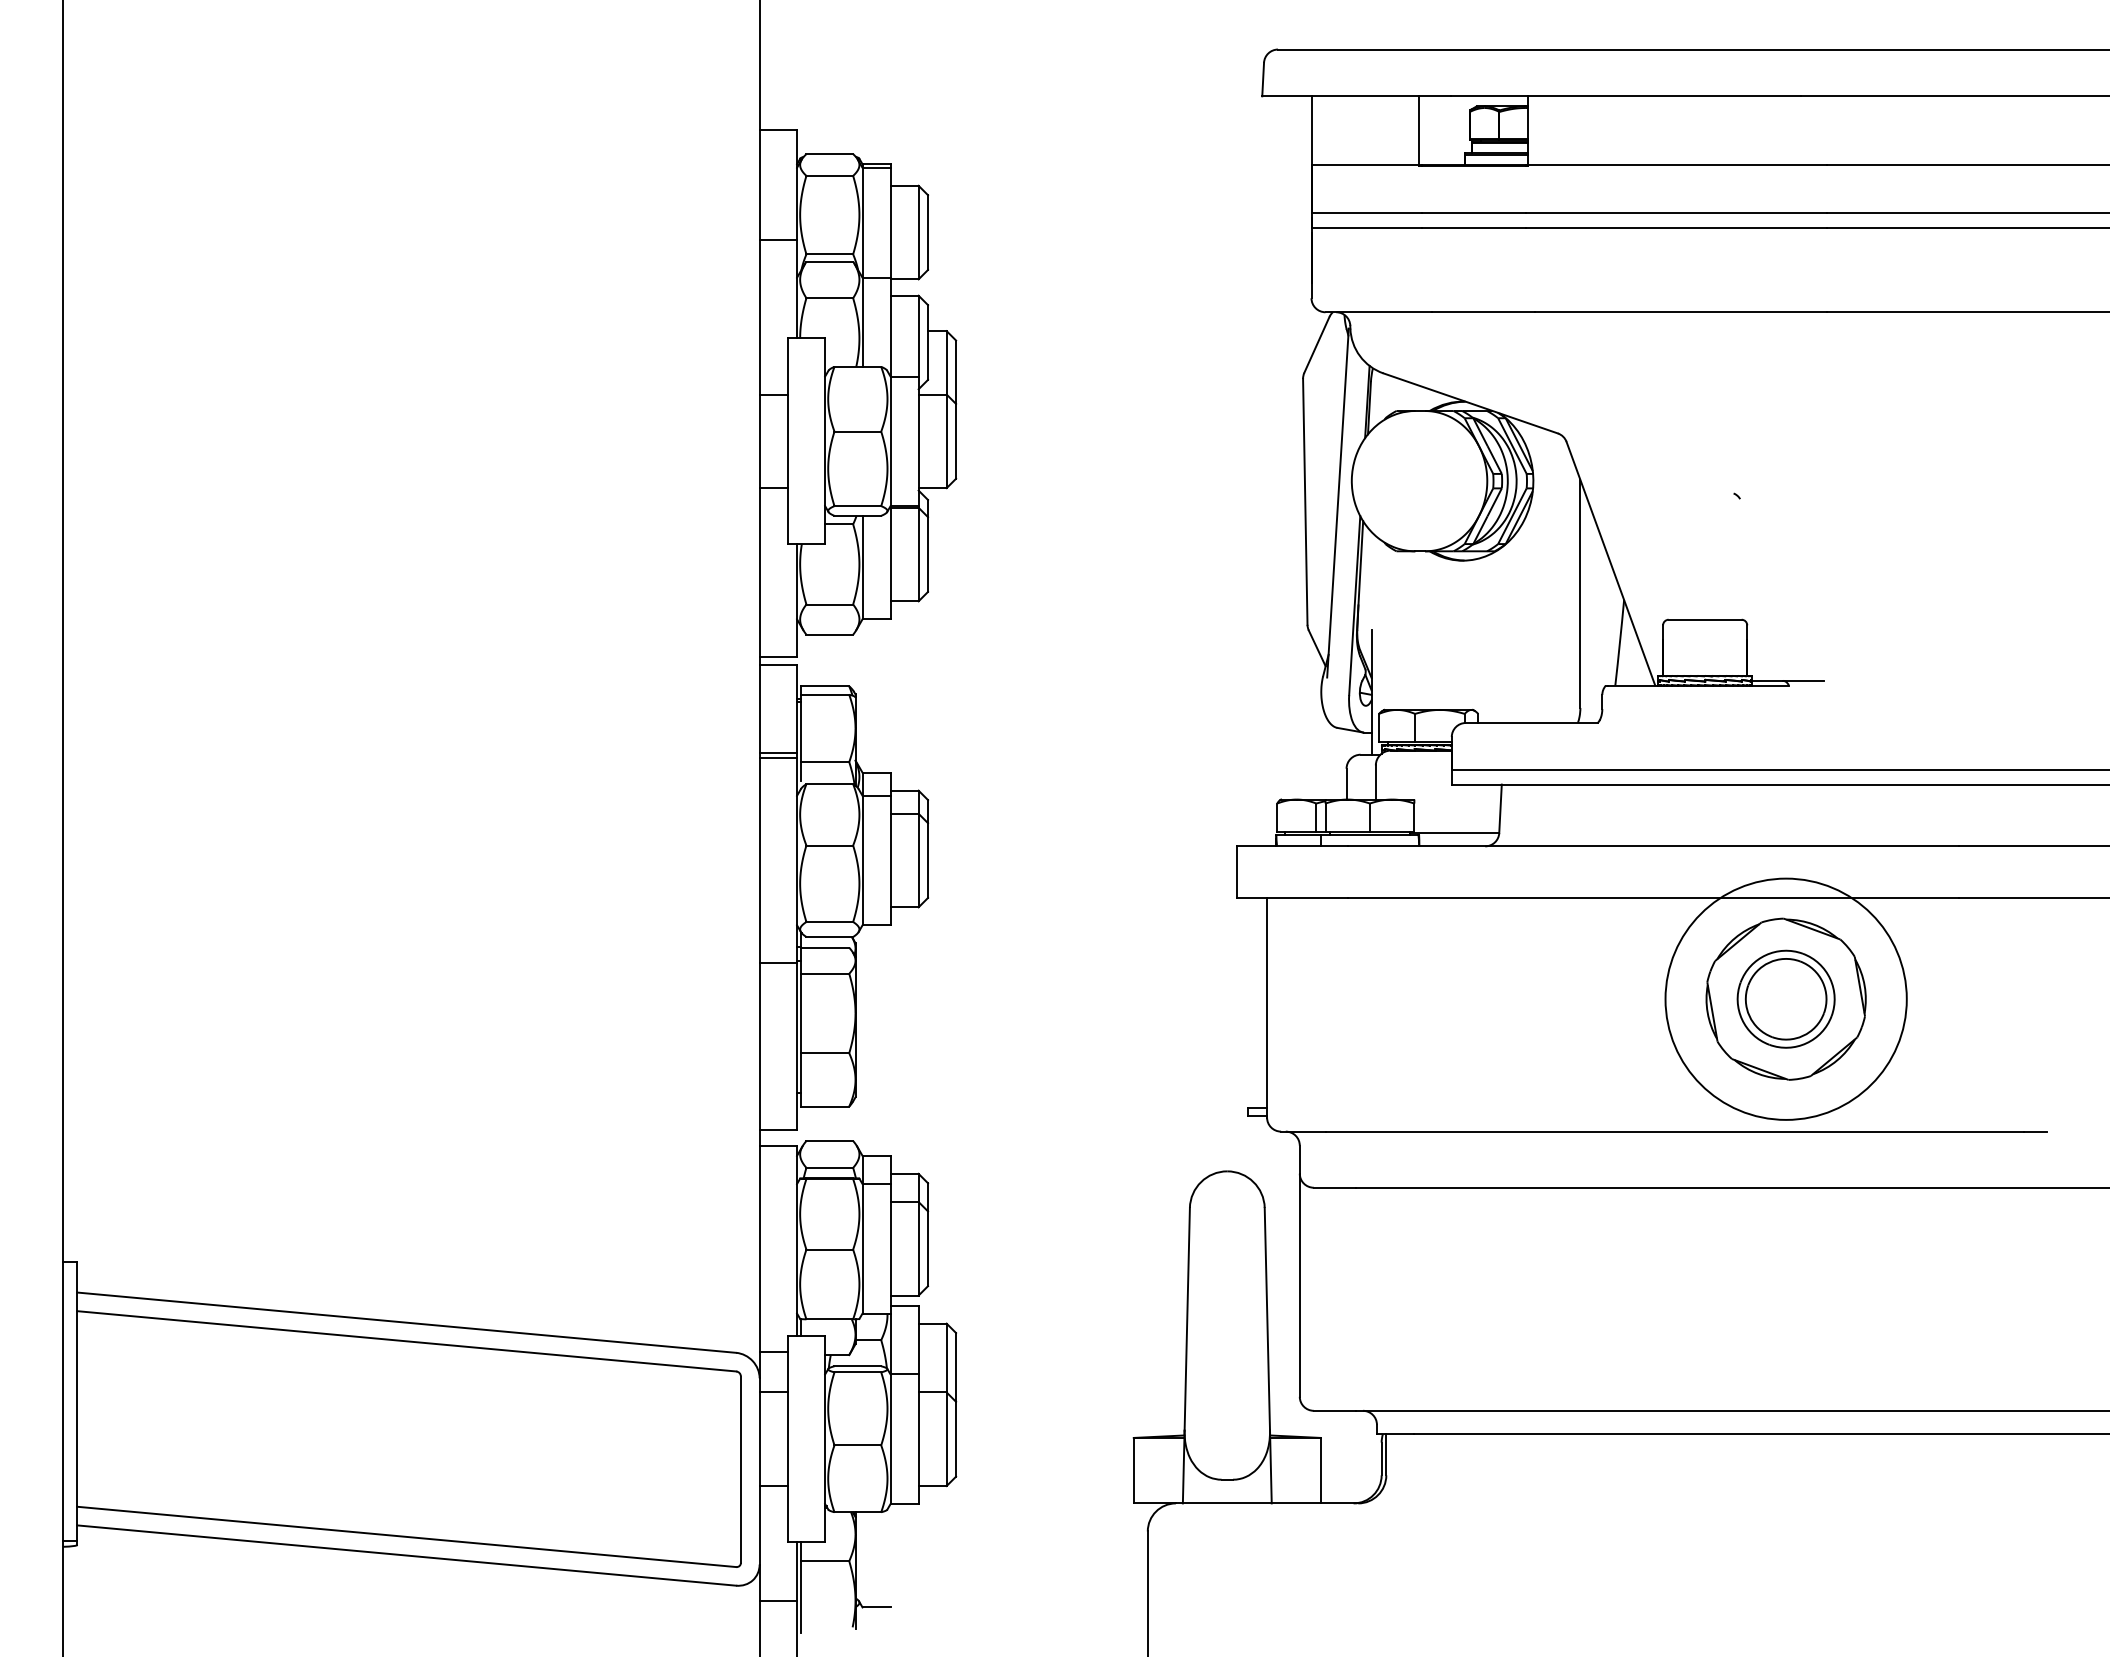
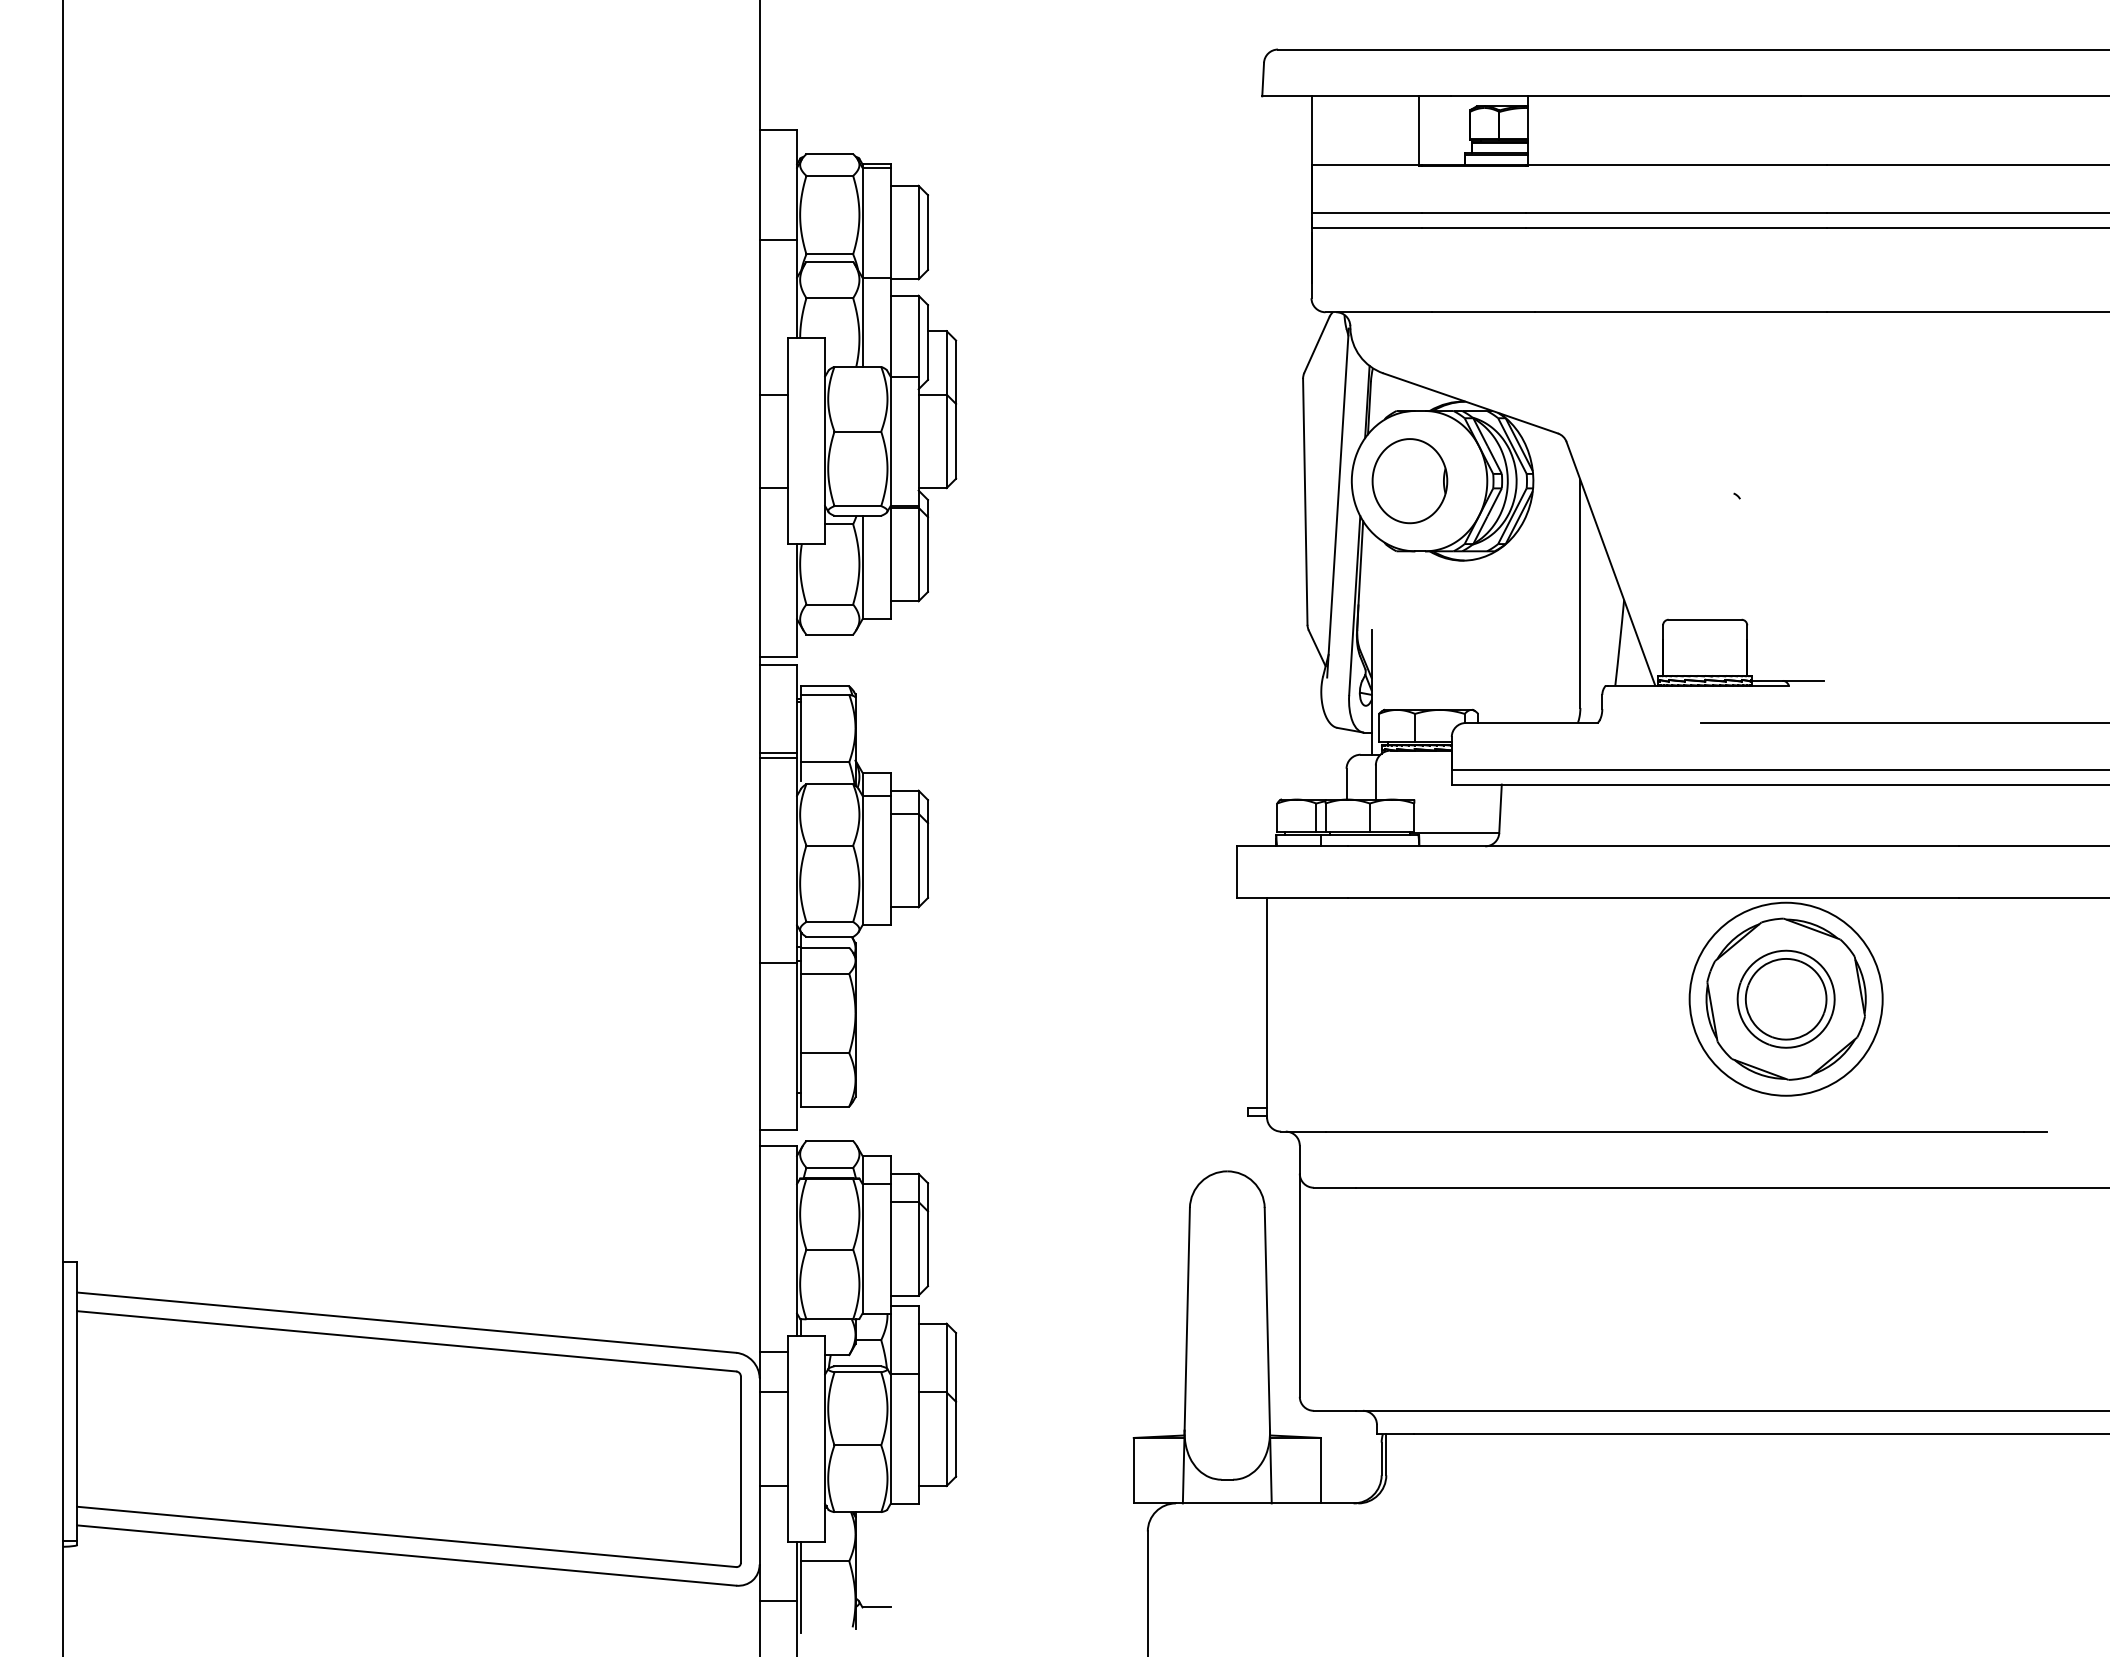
part: none -> present (1409, 481)
line: none -> present (1903, 723)
circle diameter: 241 px -> 193 px (1785, 998)
